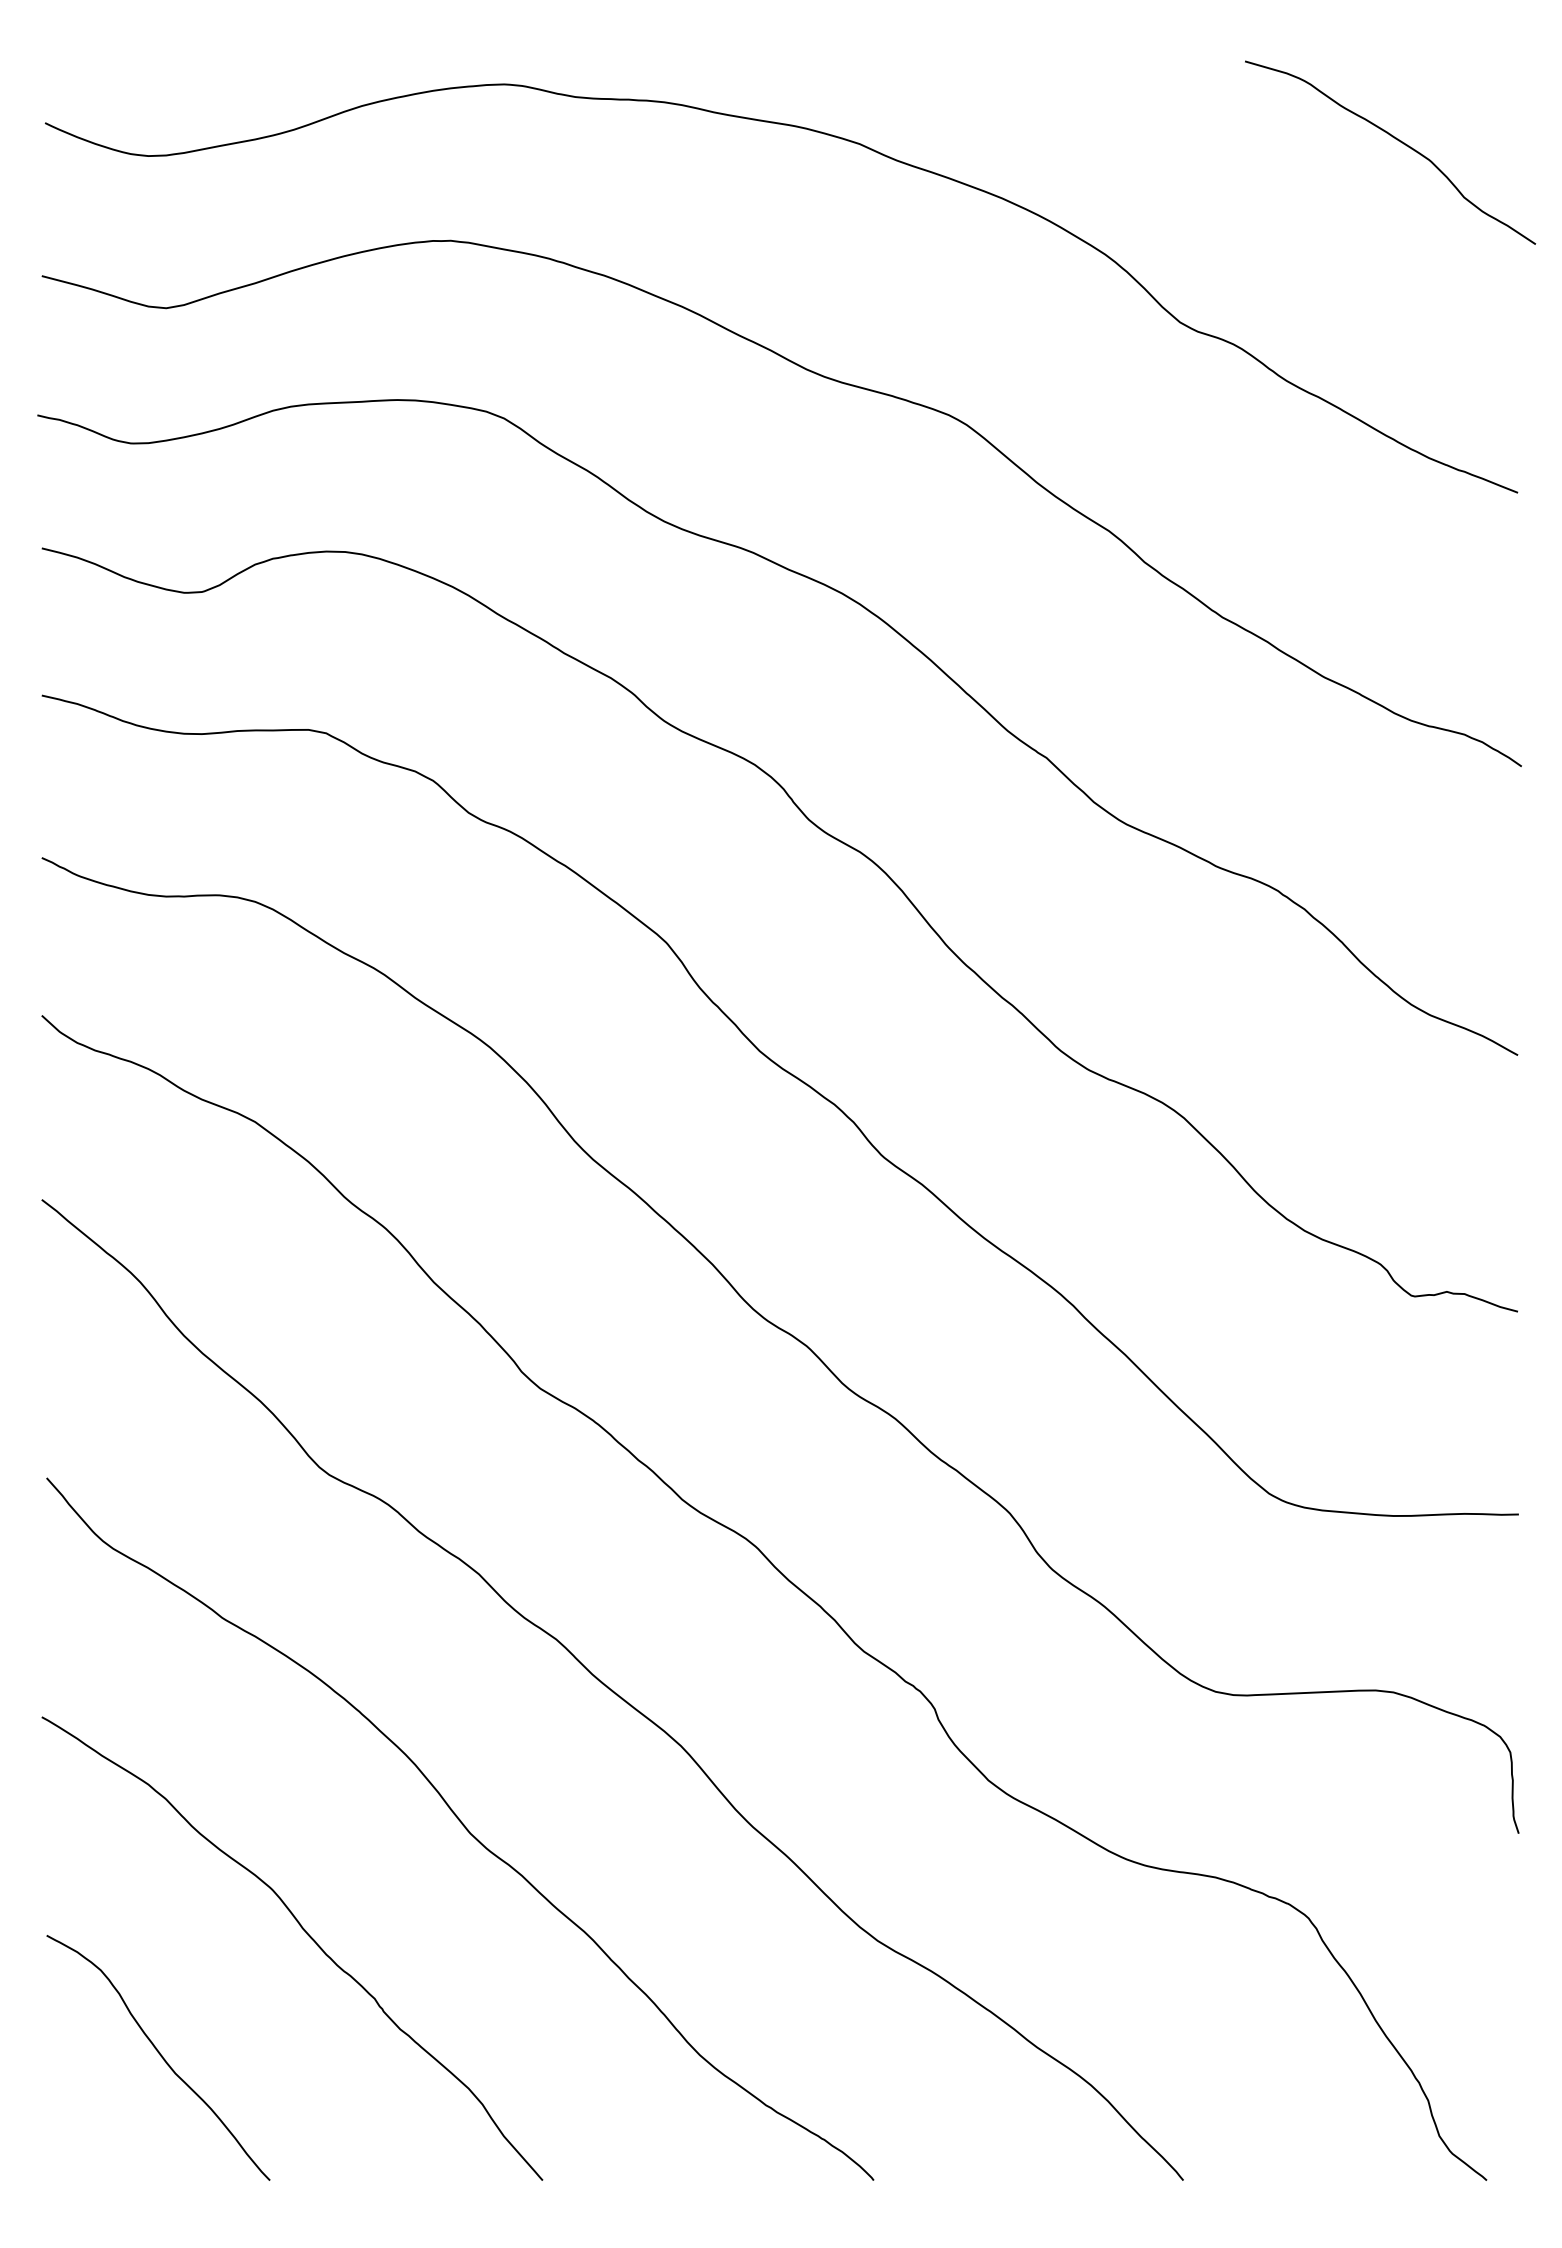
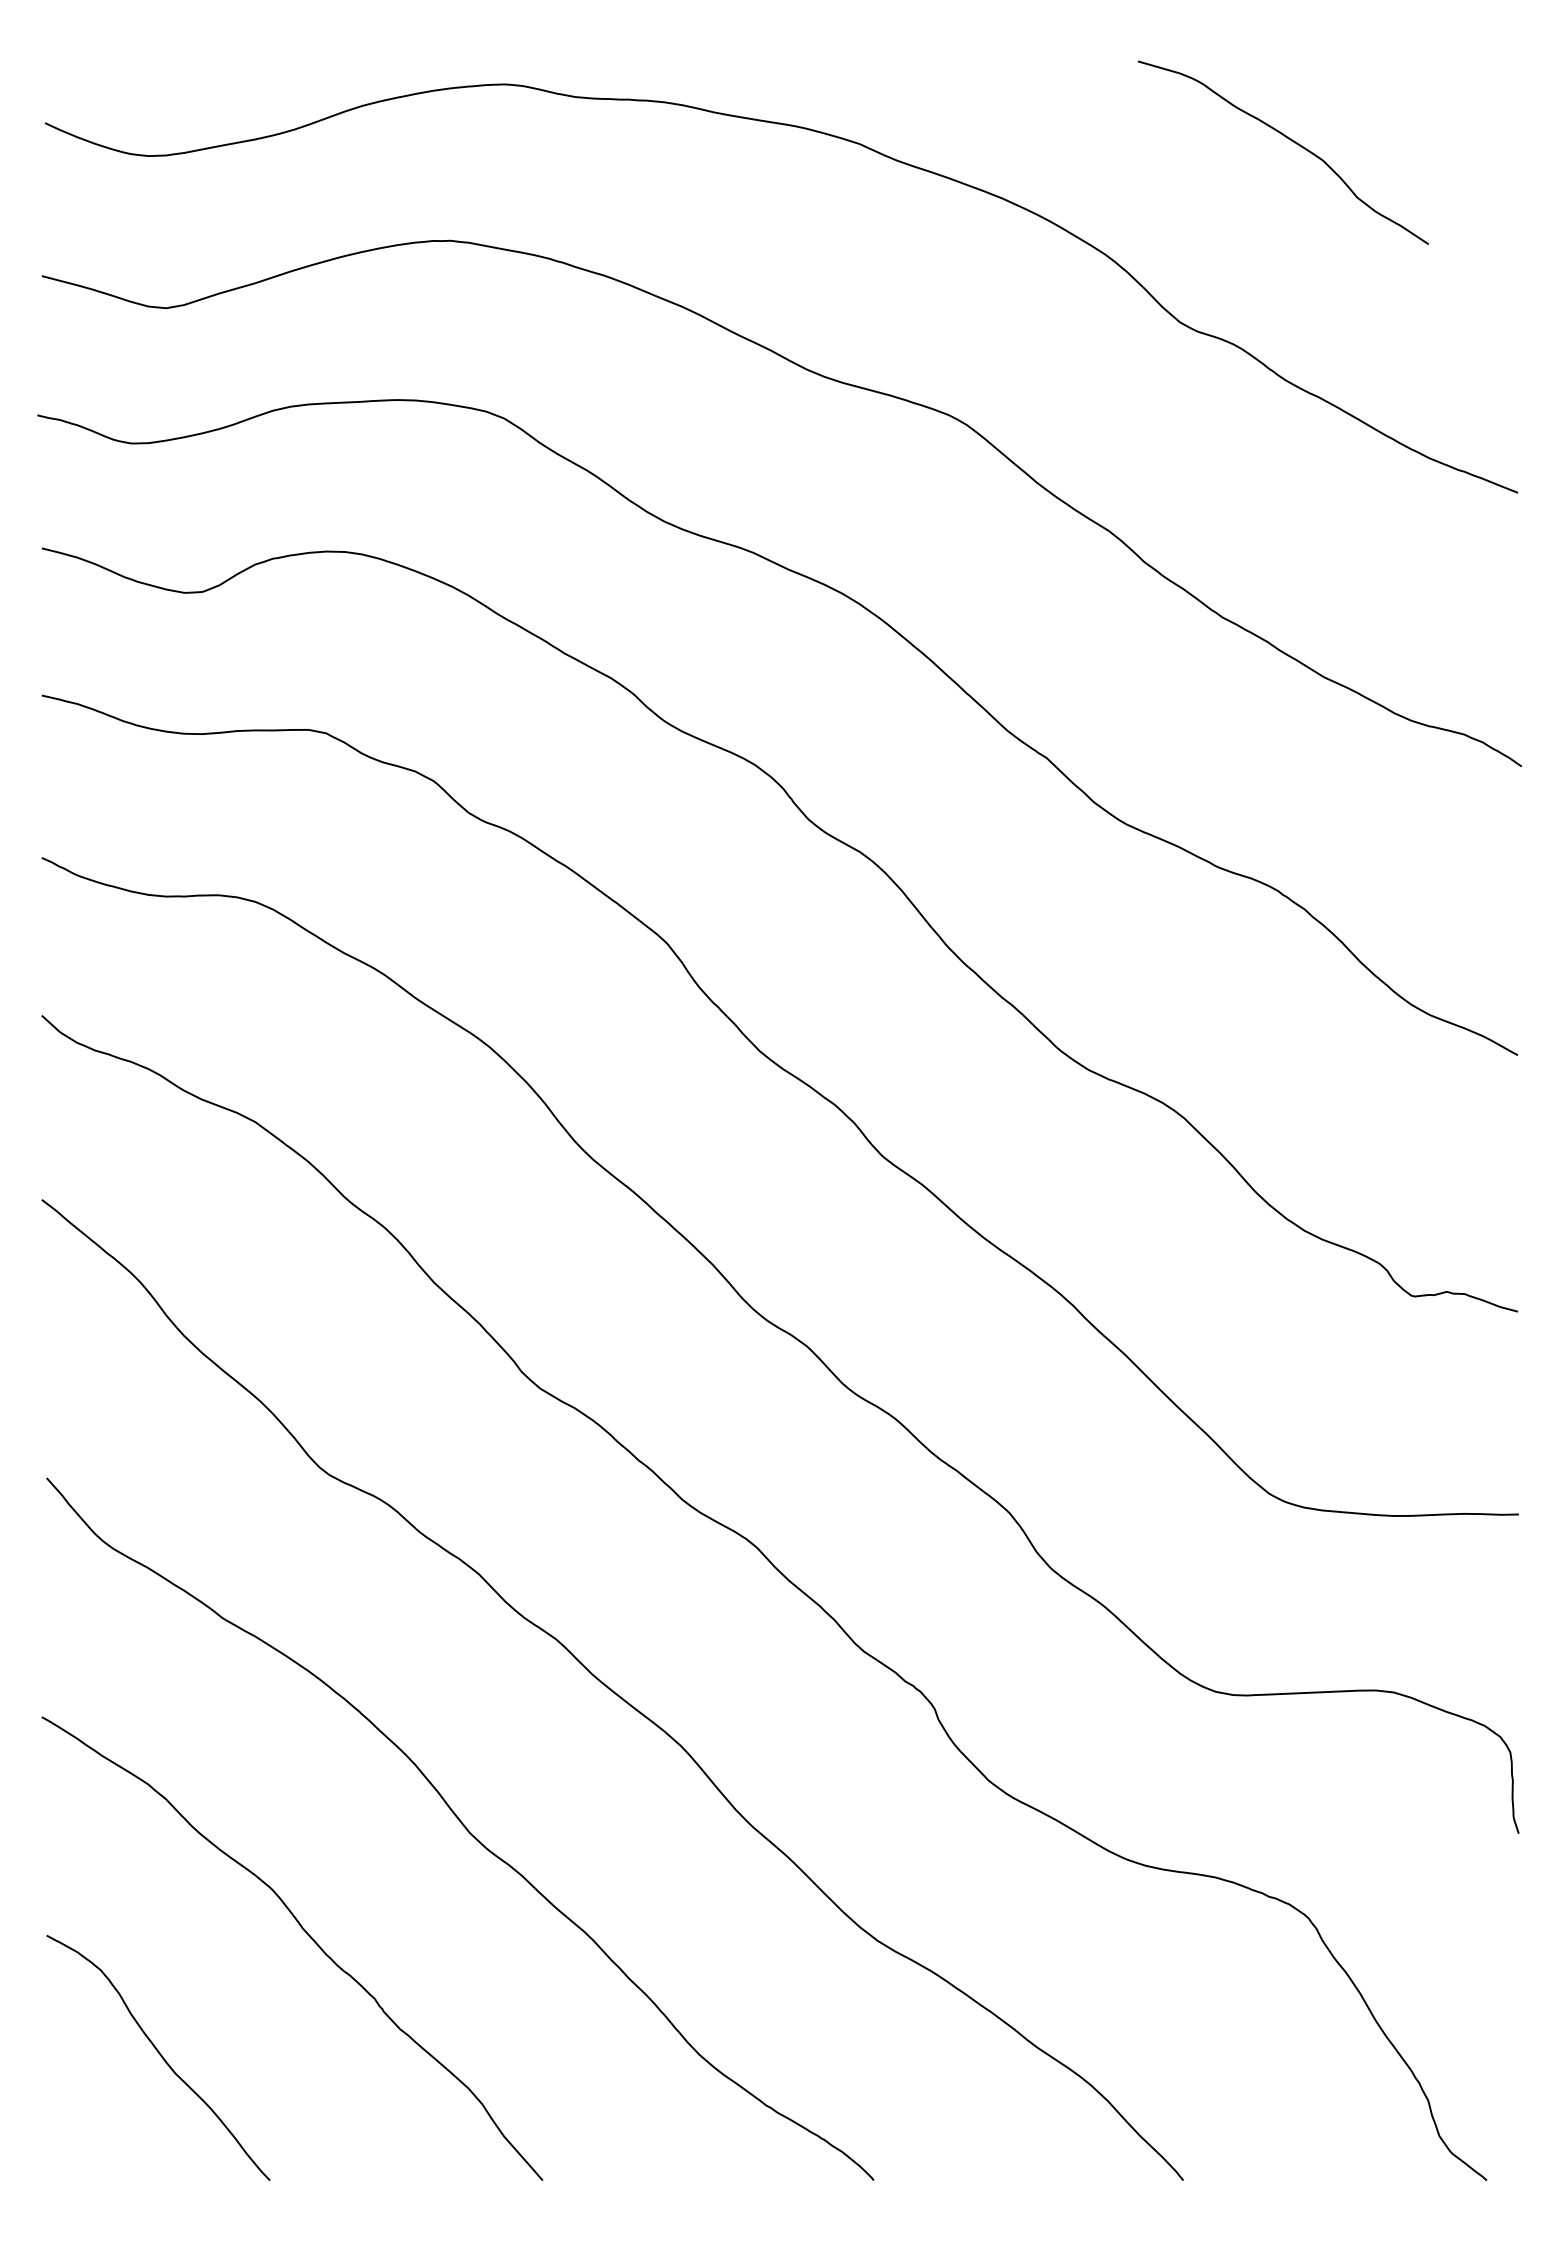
curve position: (1398, 141) -> (1291, 141) (1291, 141)
